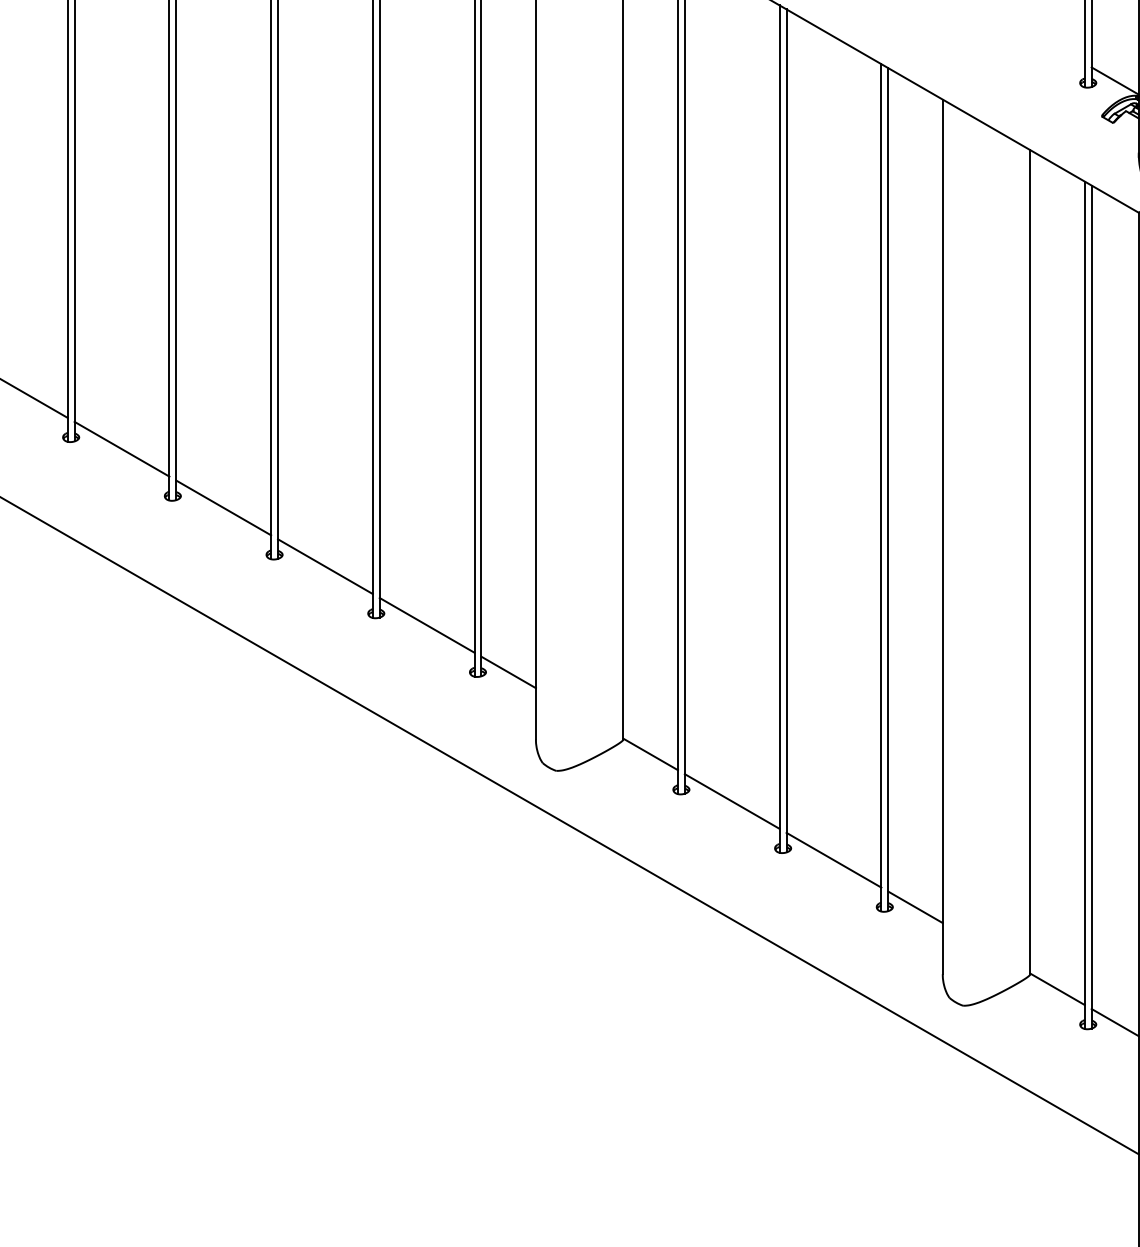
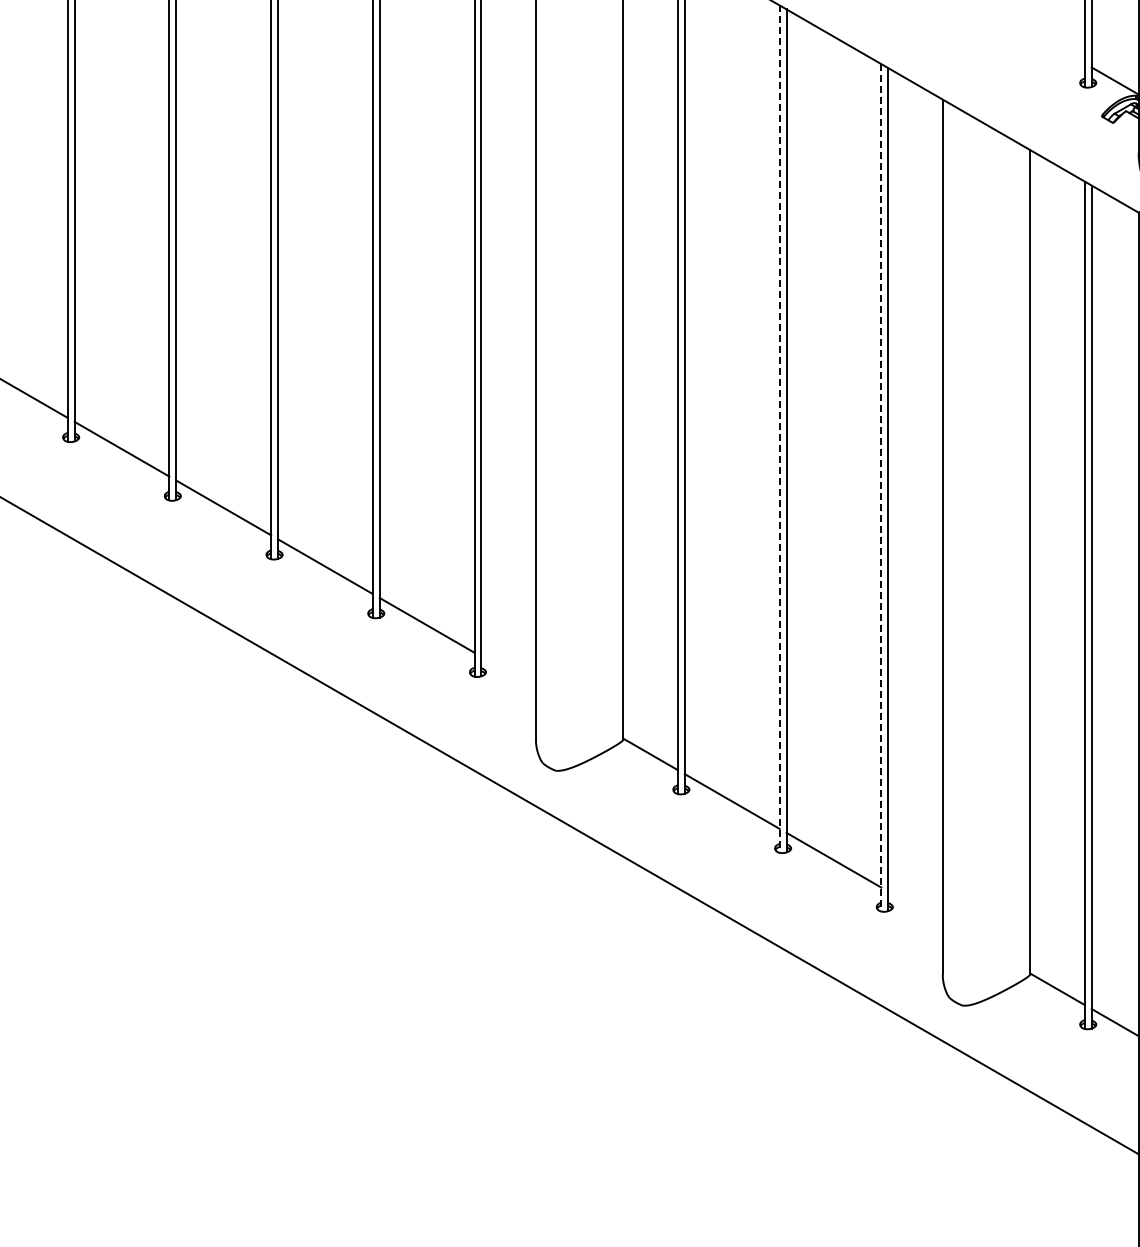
line: solid -> dashed (779, 429)
line: solid -> dashed (881, 487)
line: present -> none (508, 672)
line: present -> none (915, 907)
